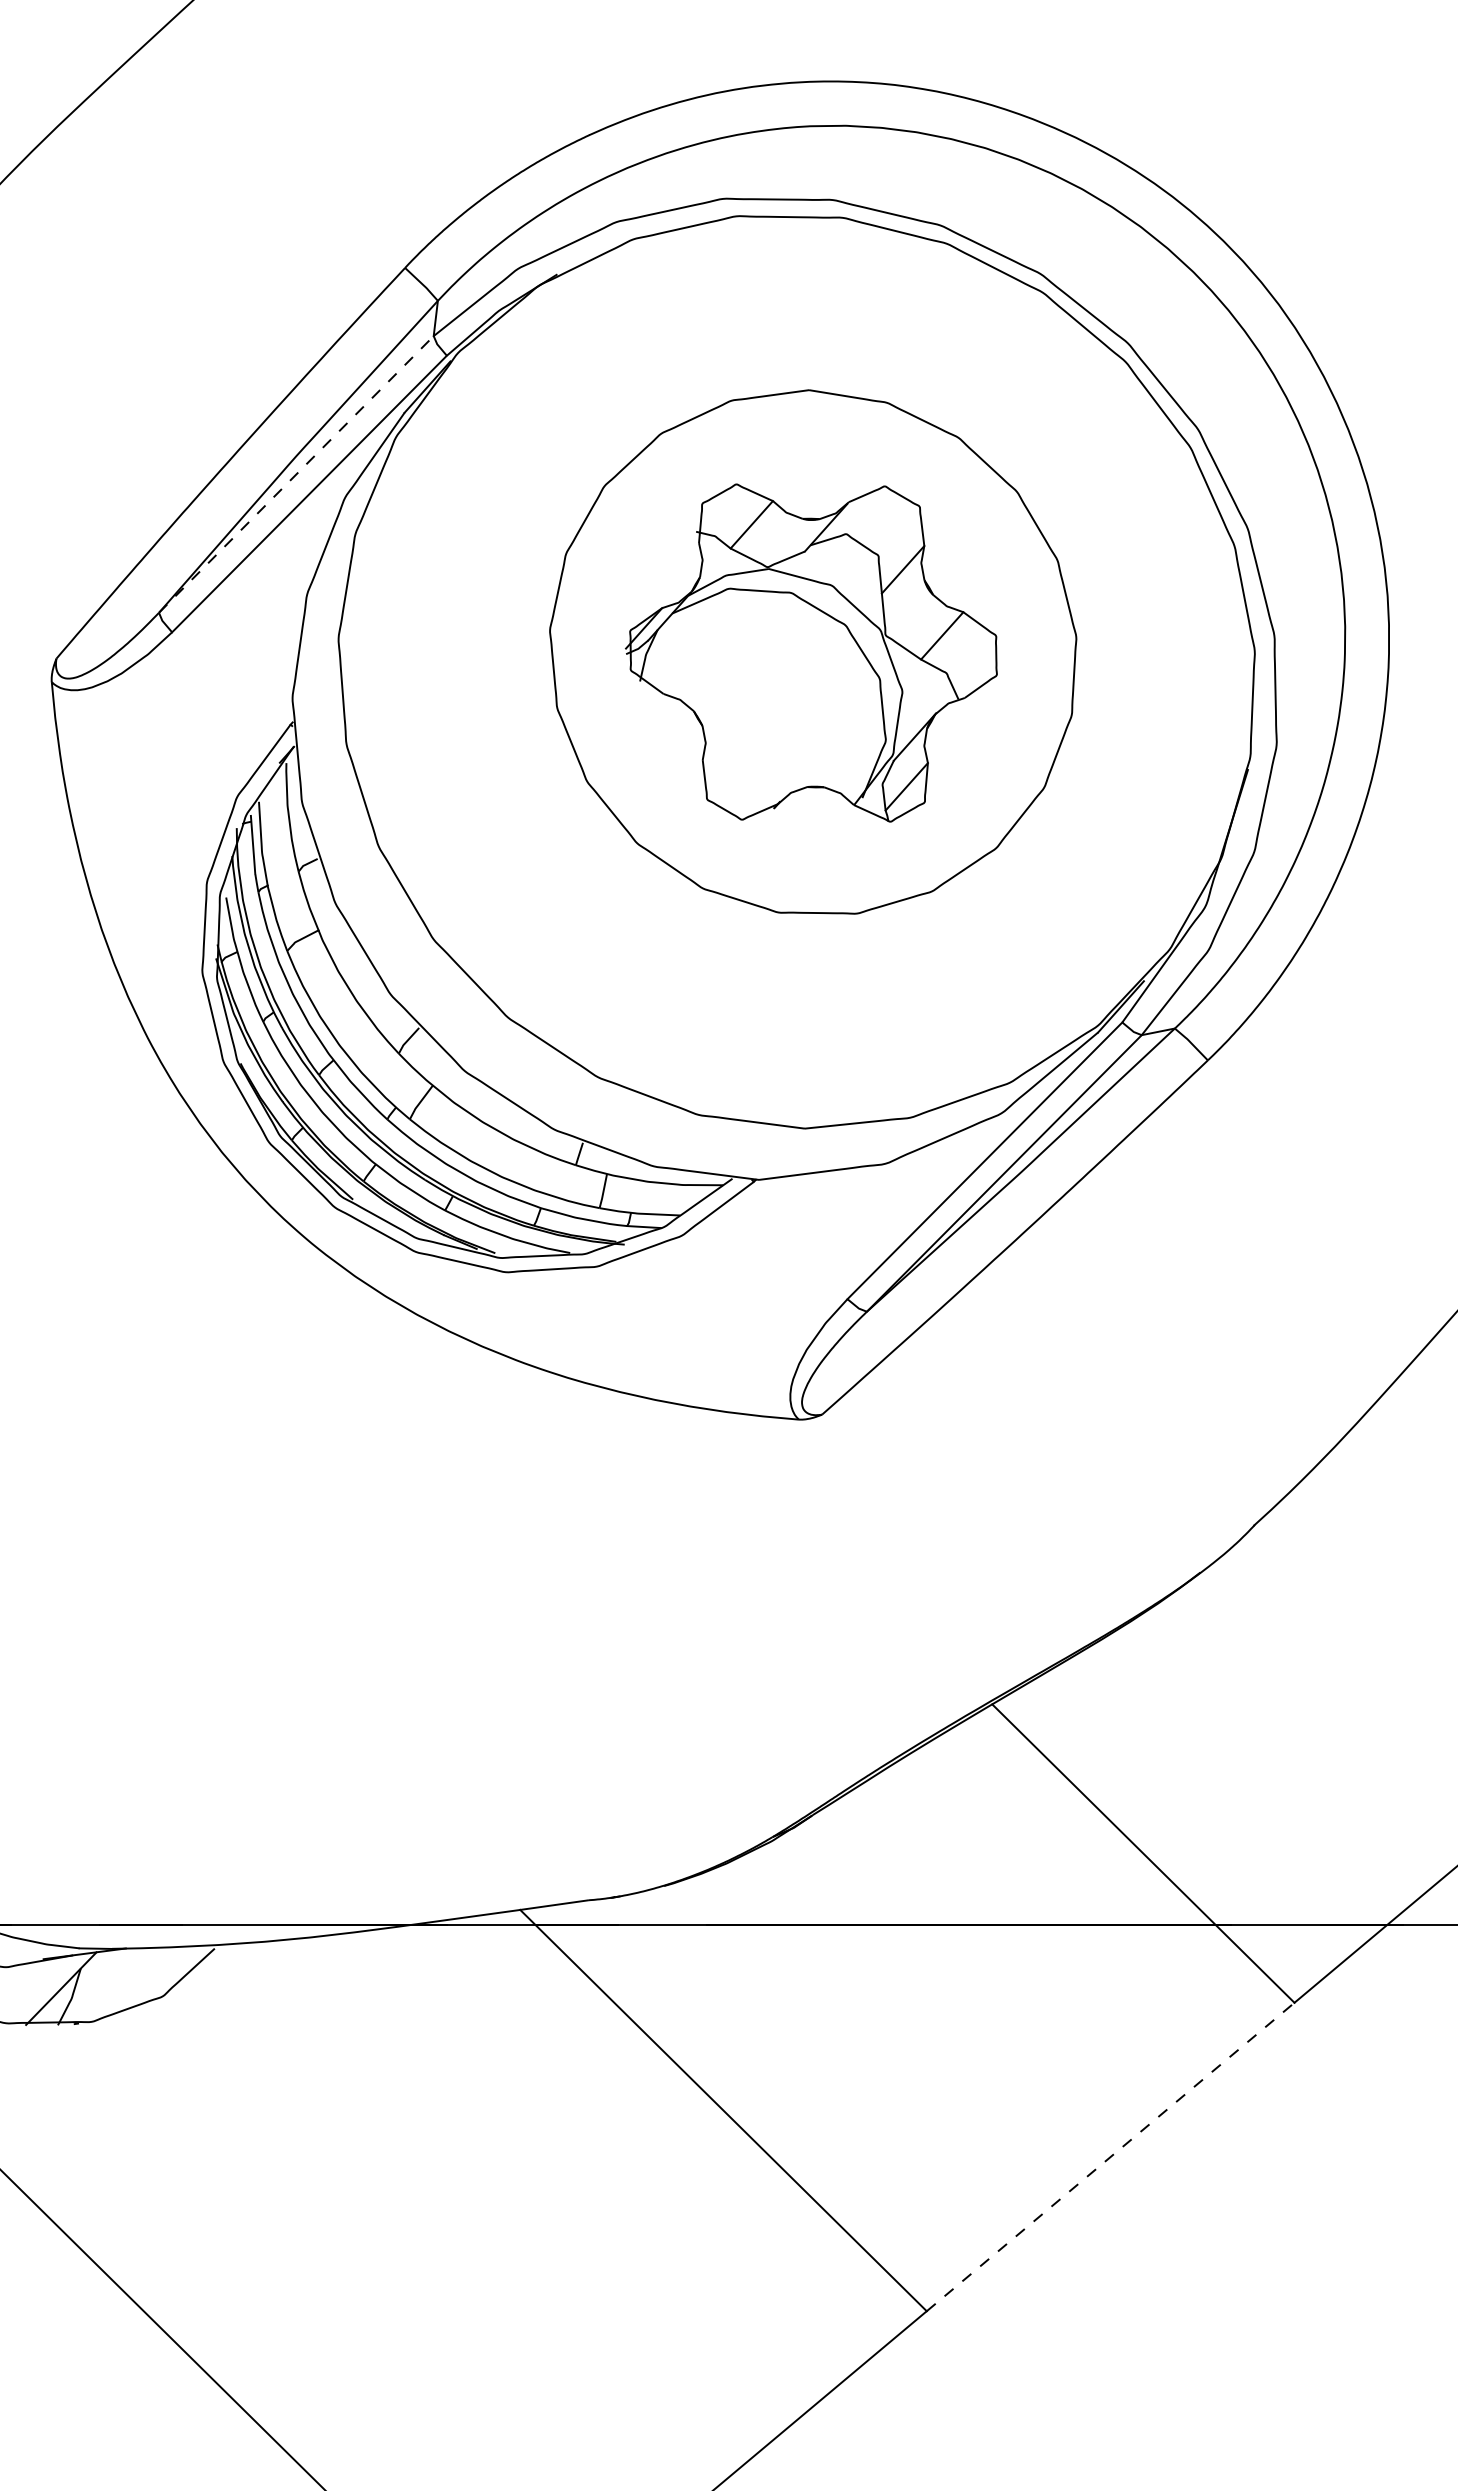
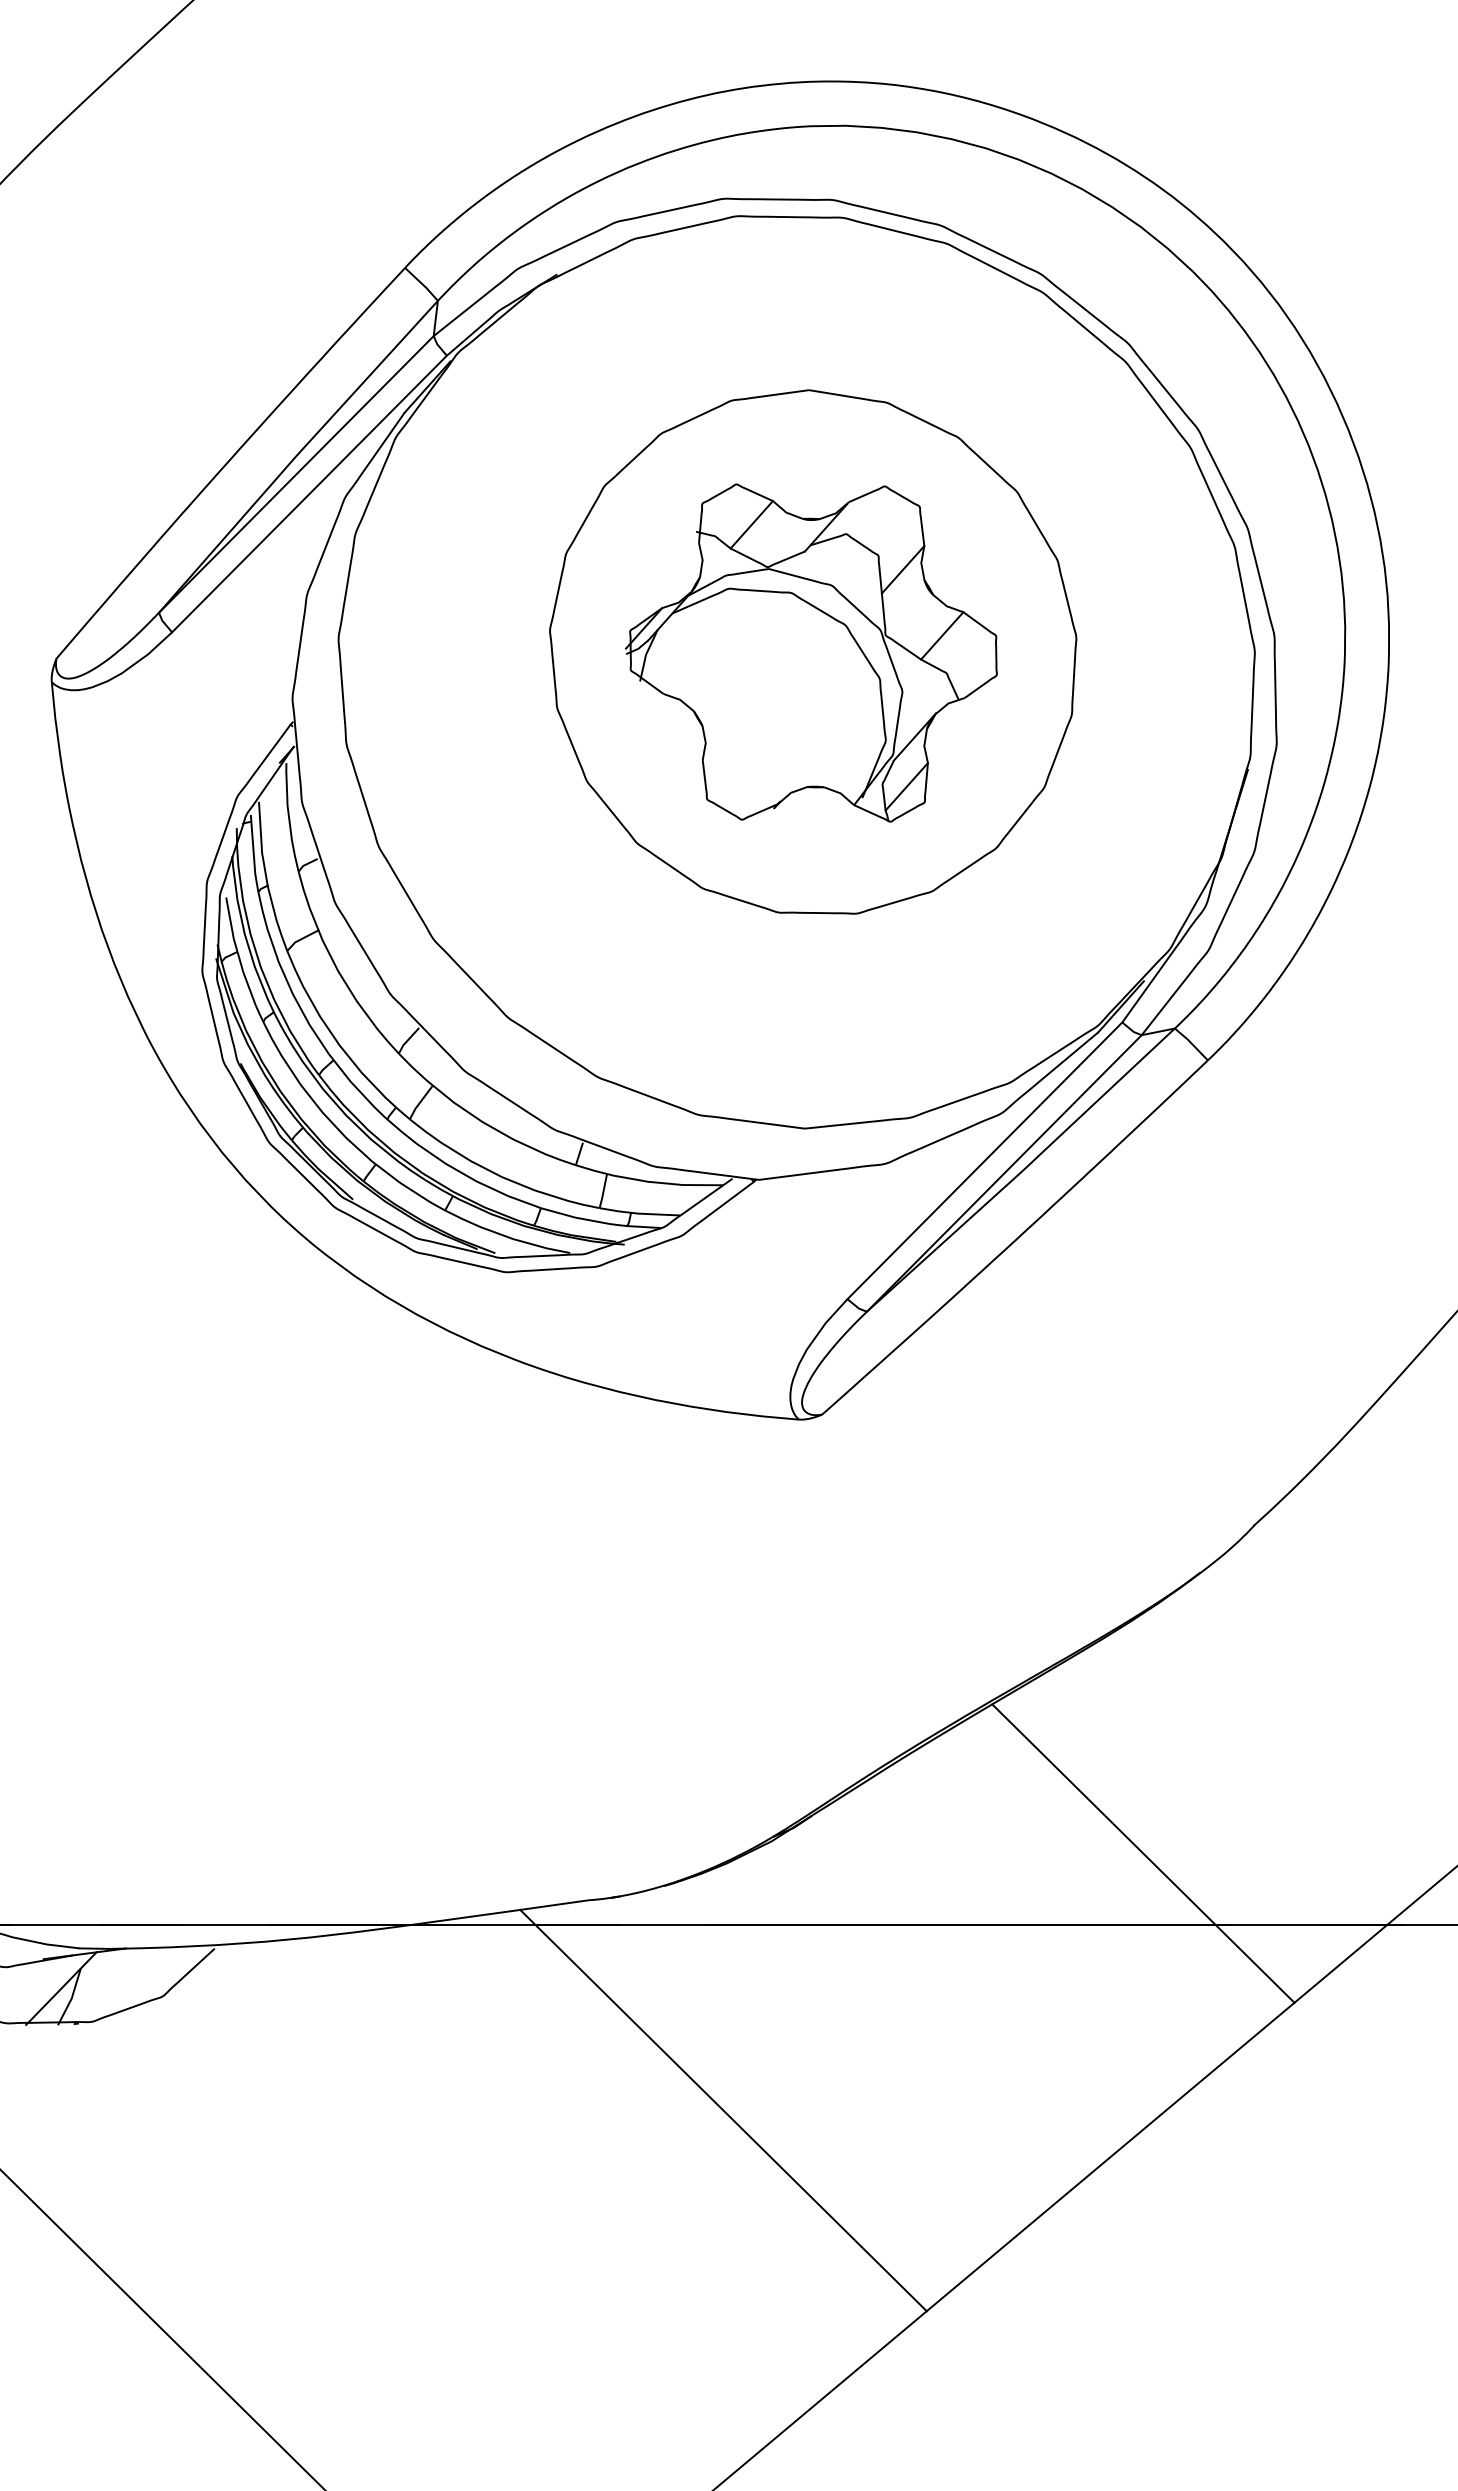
line: dashed -> solid (296, 474)
line: dashed -> solid (1110, 2157)
